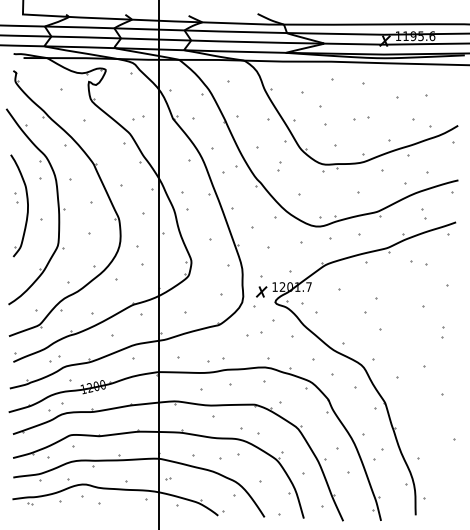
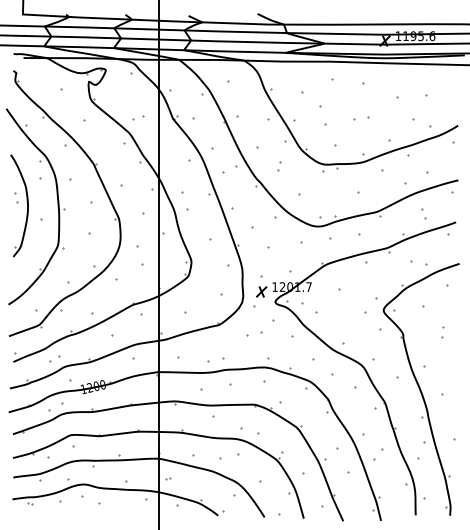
part: none -> present (420, 389)
